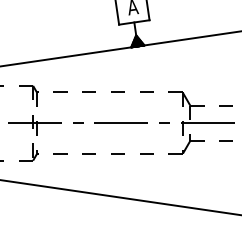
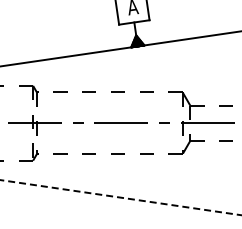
line: solid -> dashed (120, 197)
